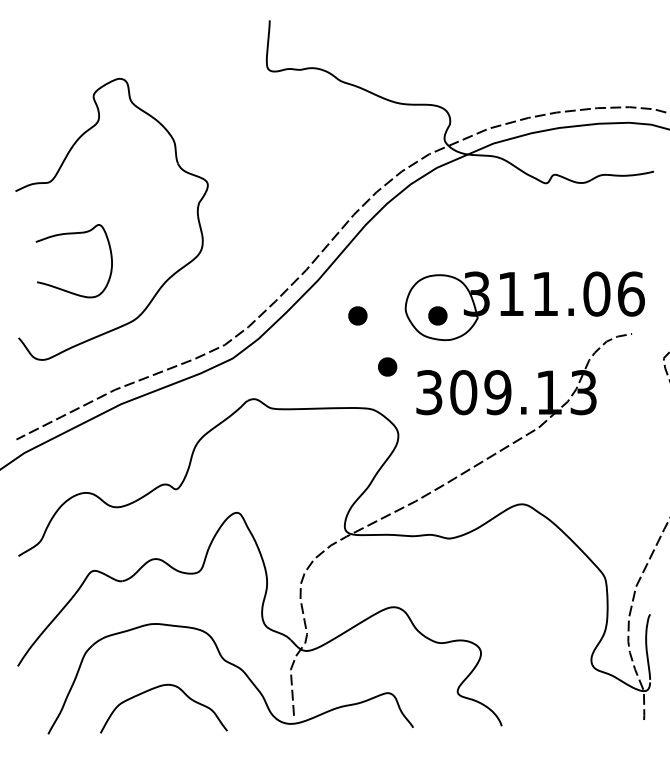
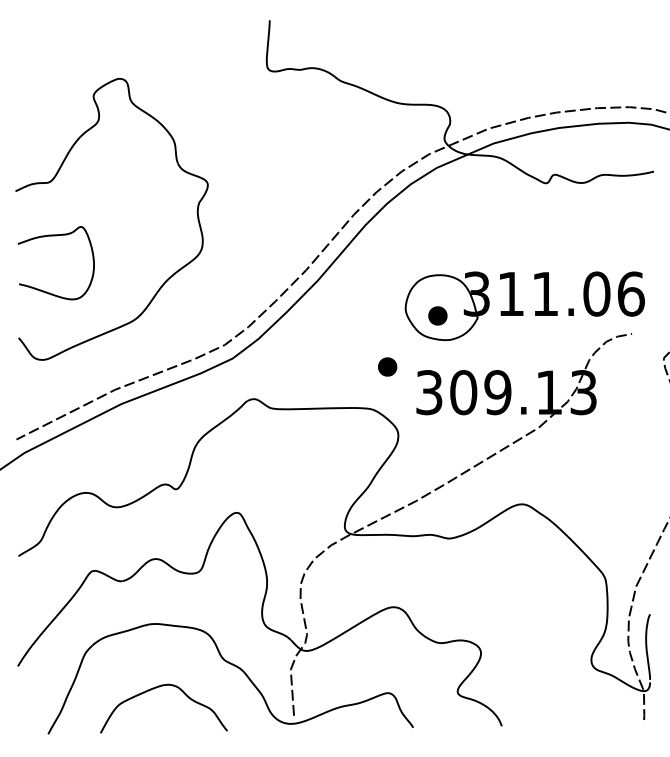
curve position: (73, 234) -> (55, 236) (55, 236)
part: present -> none (357, 315)
